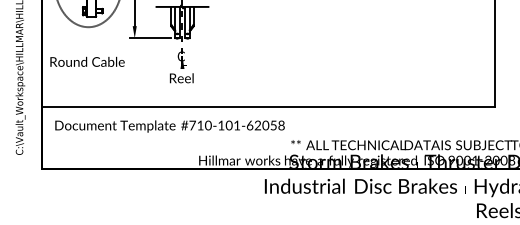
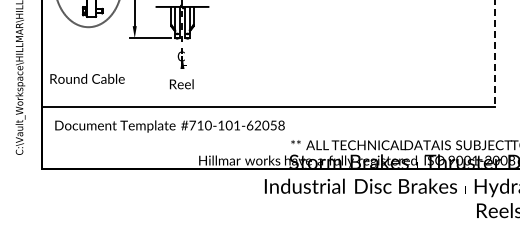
line: solid -> dashed (494, 54)
text position: (87, 61) -> (87, 78) (87, 78)
text position: (181, 78) -> (181, 84) (181, 84)
